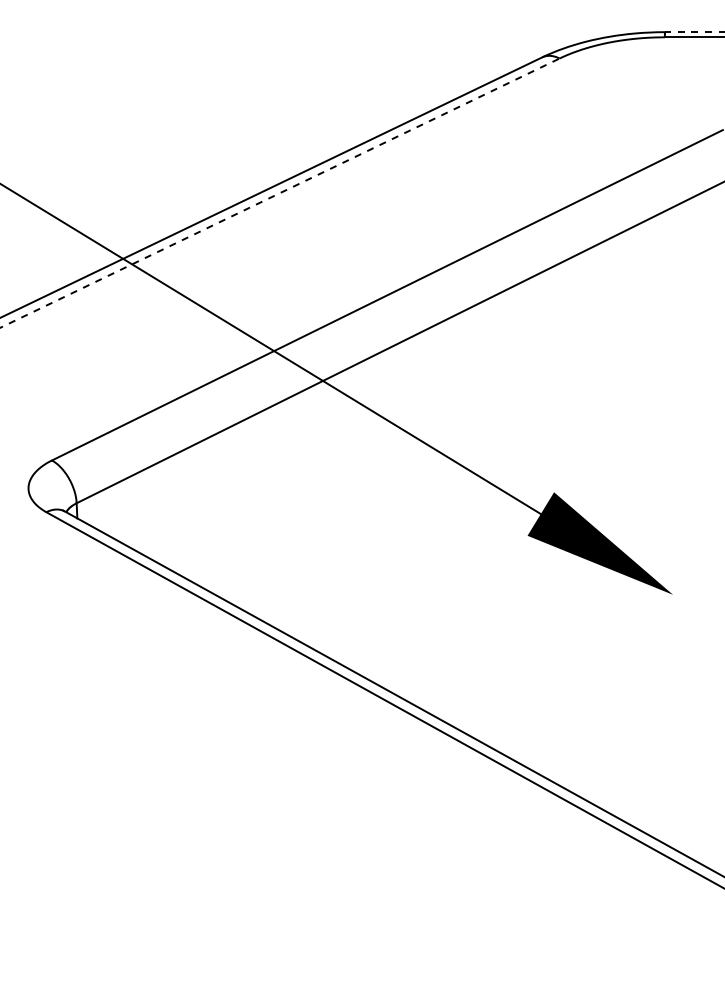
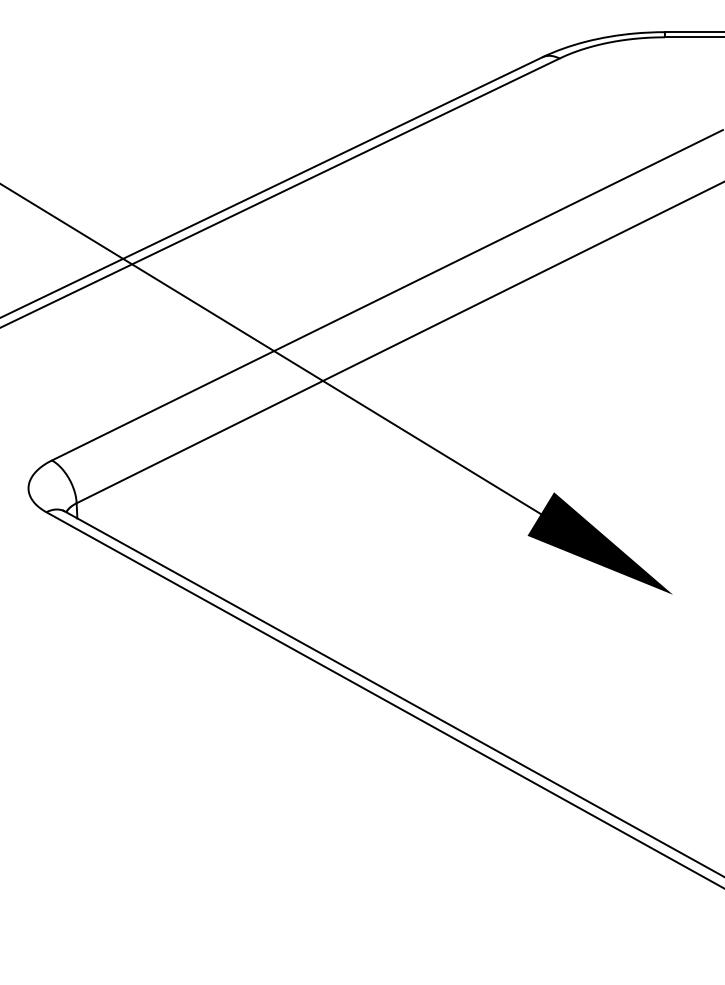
line: dashed -> solid (694, 32)
line: dashed -> solid (280, 192)
